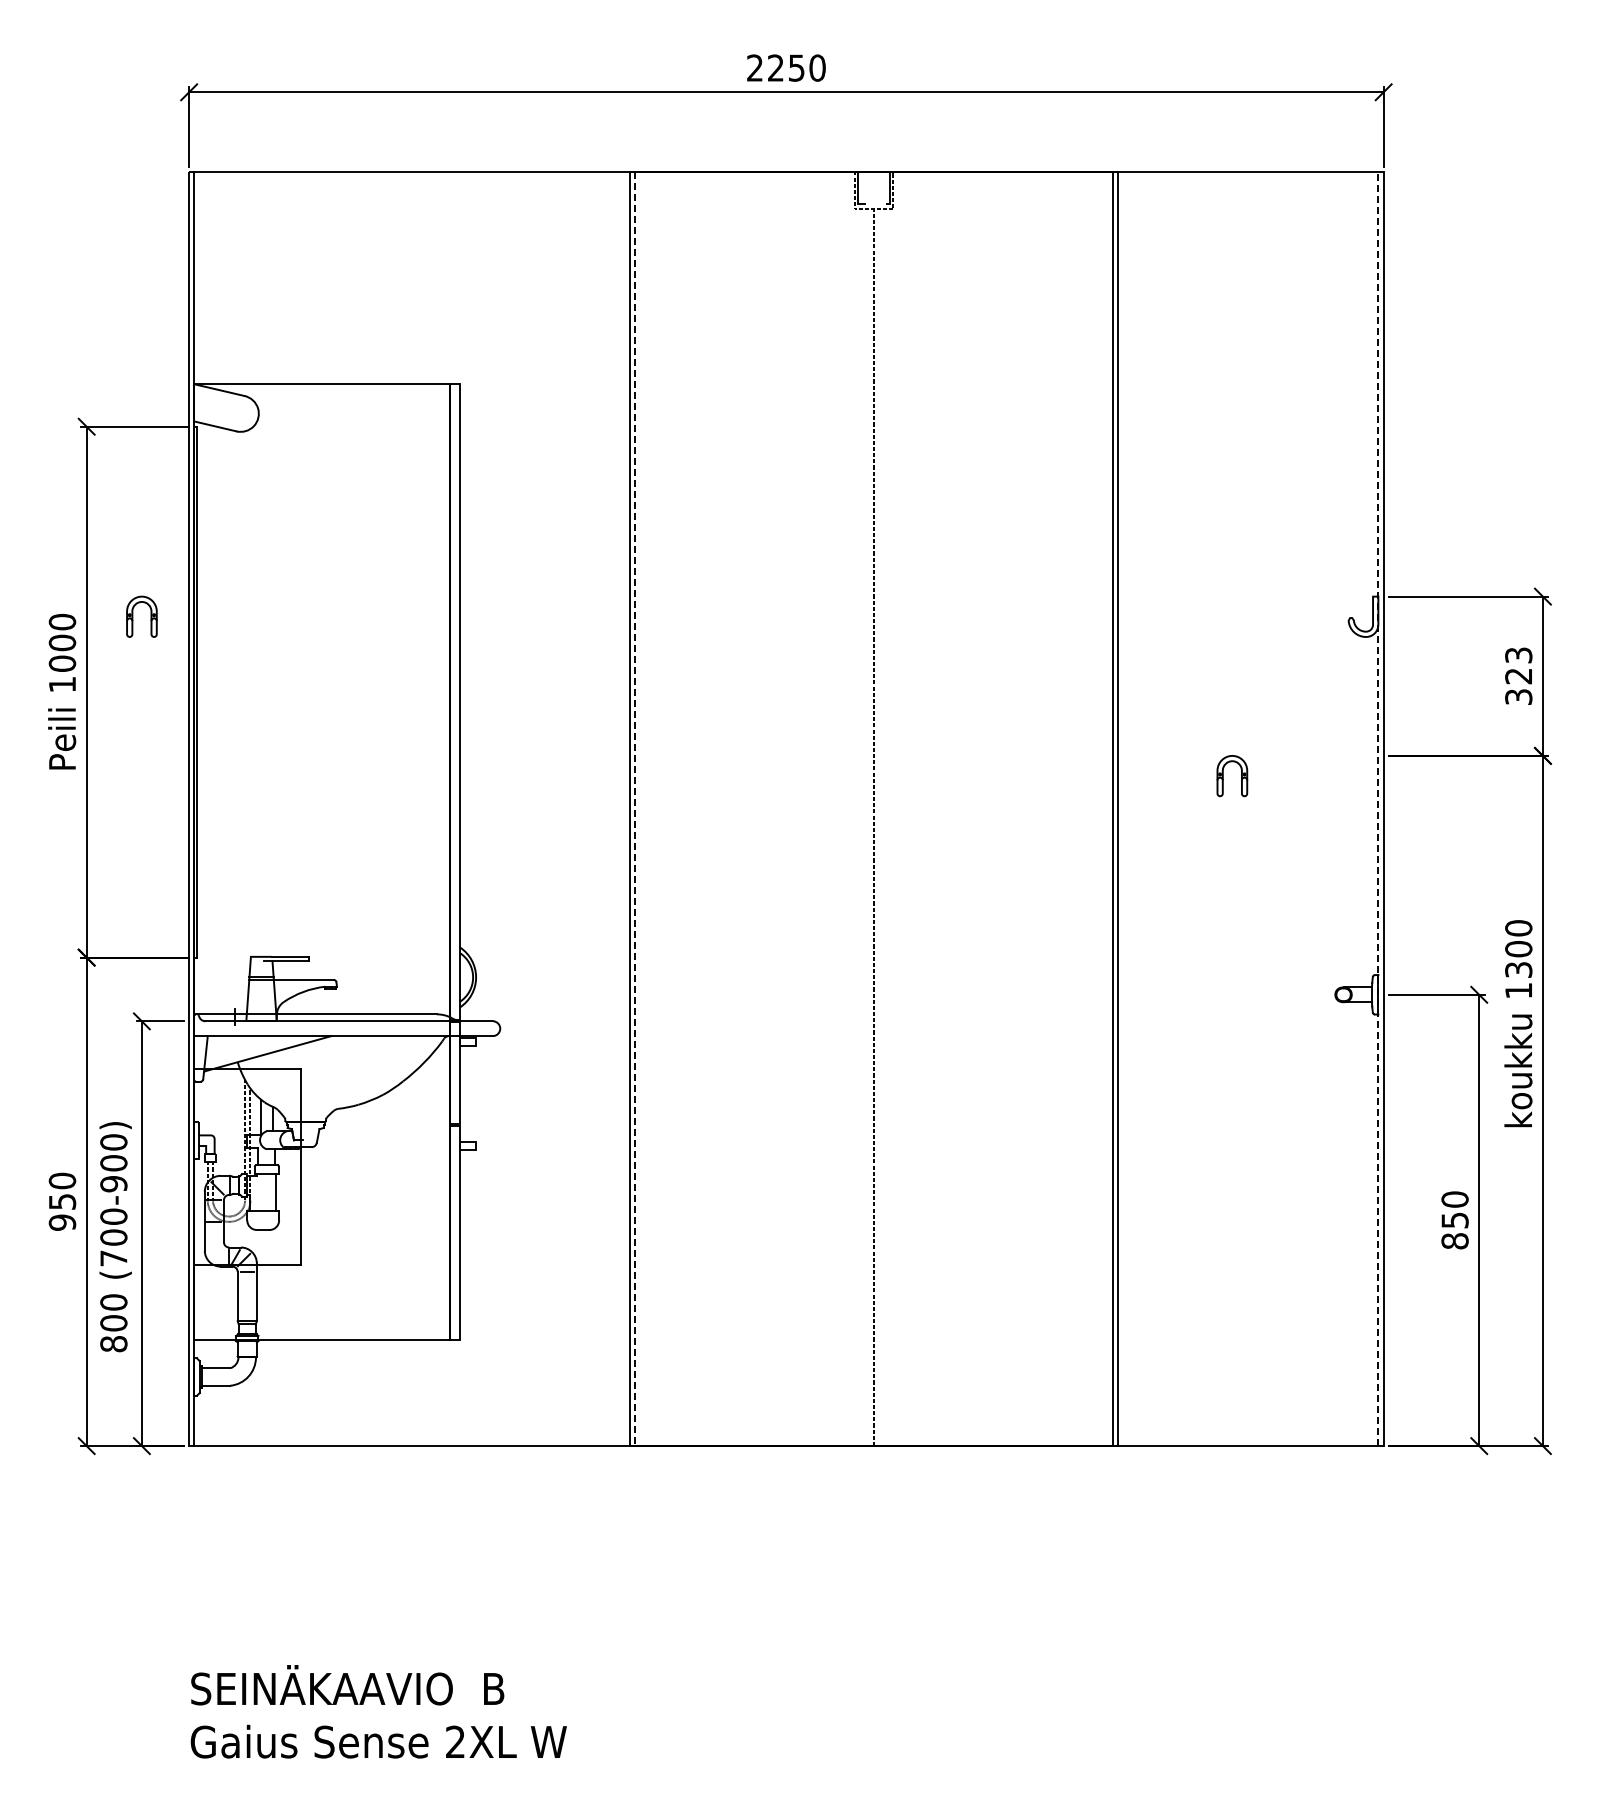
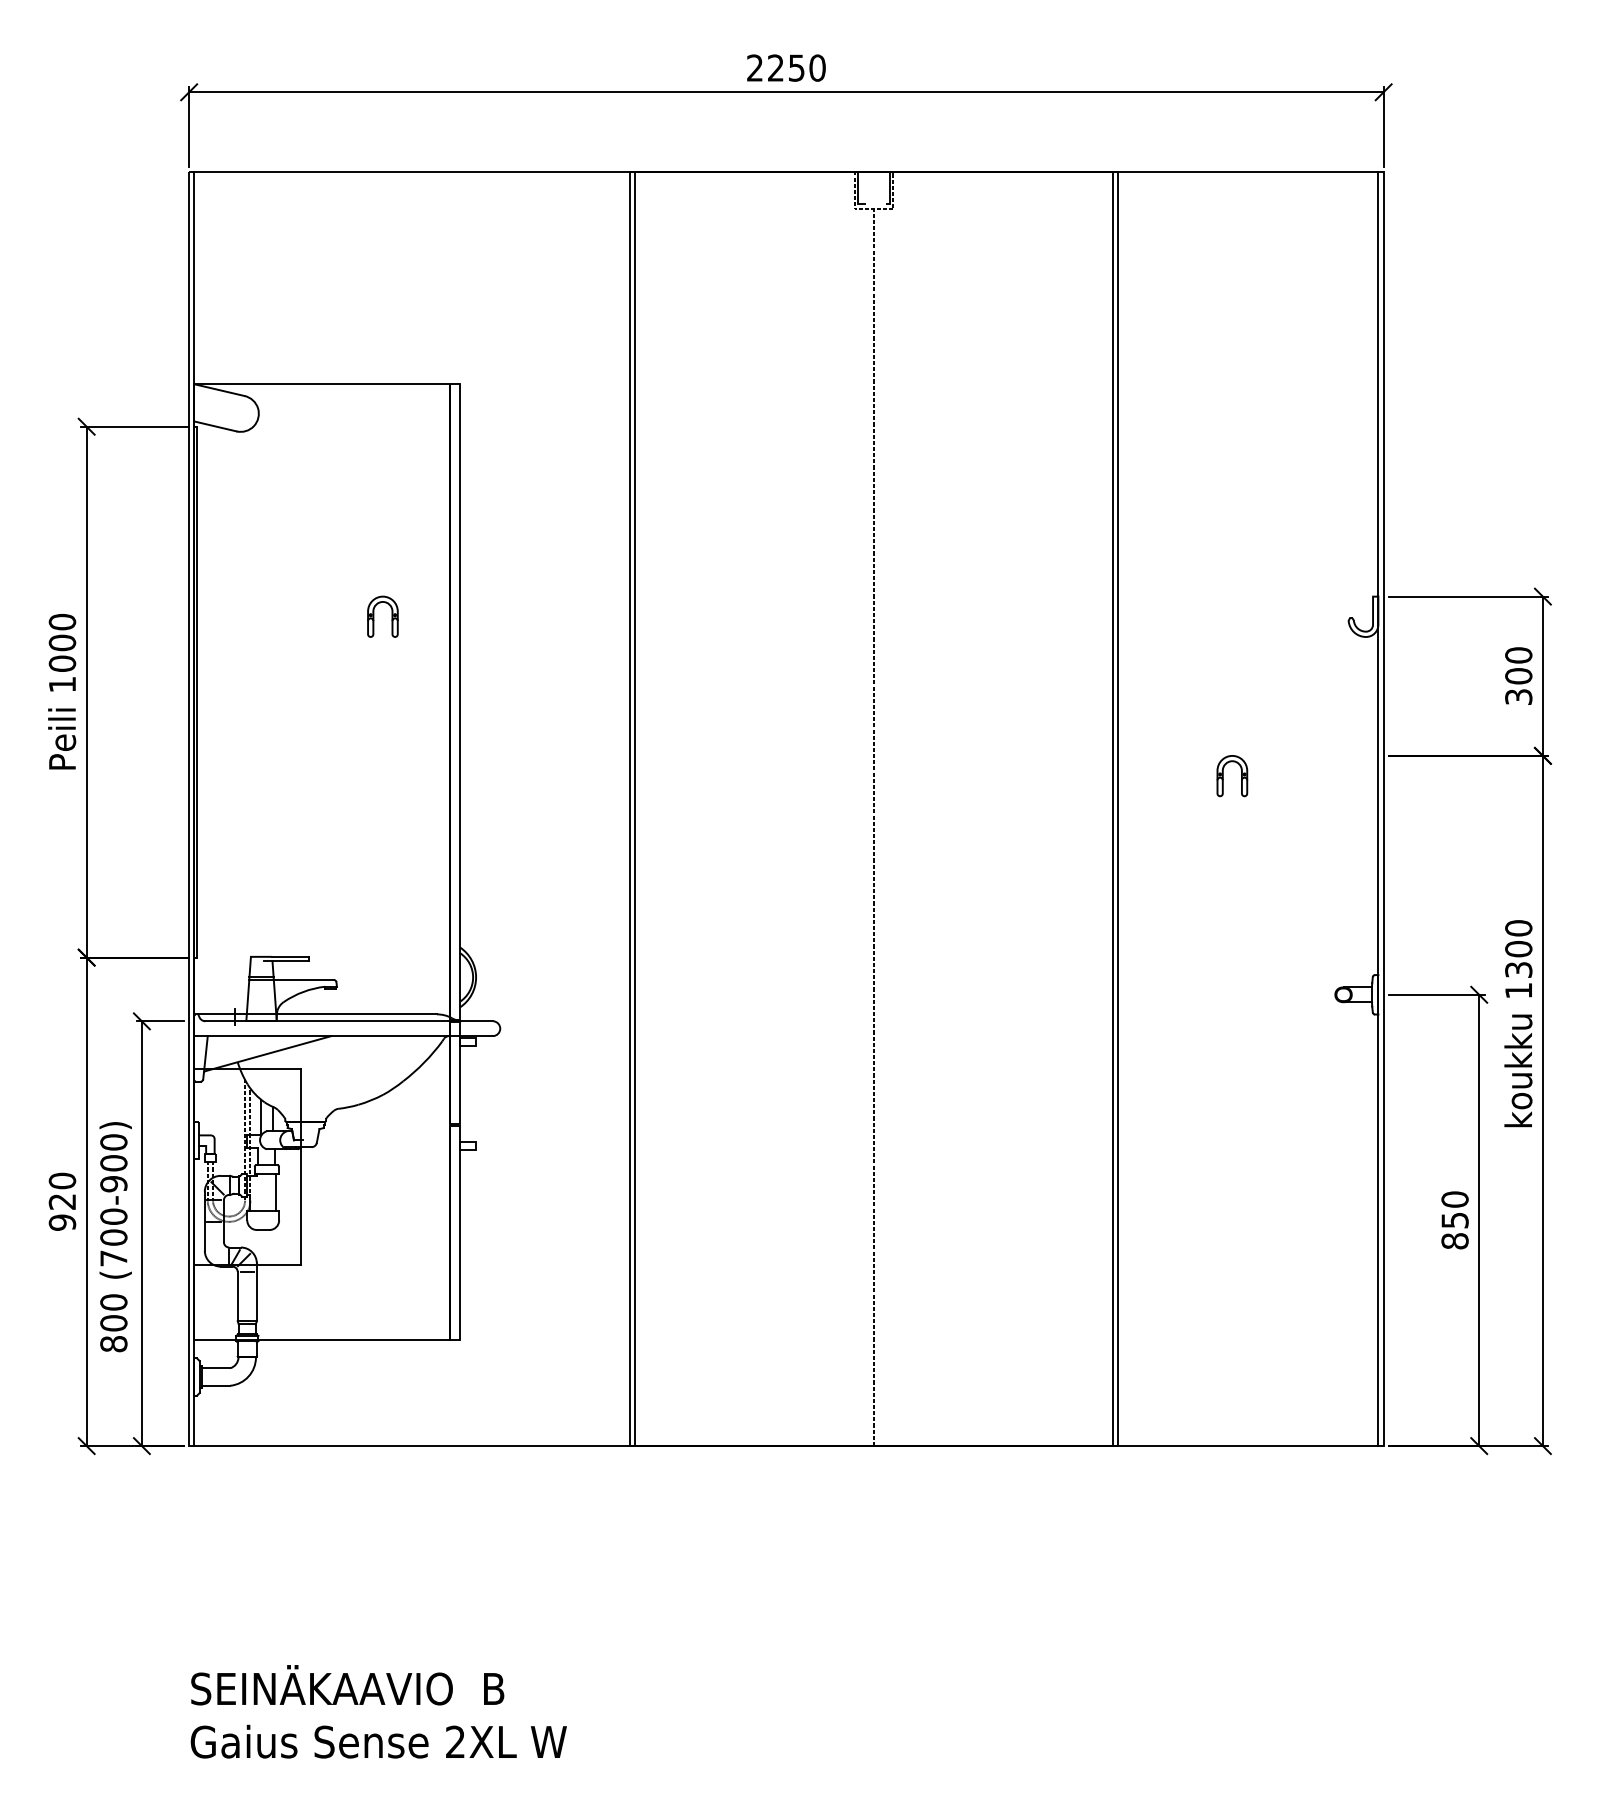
part position: (133, 616) -> (374, 616) (374, 616)
text: 323 -> 300 (1518, 665)
line: dashed -> solid (1378, 808)
line: dashed -> solid (635, 809)
text: 950 -> 920 (62, 1201)
